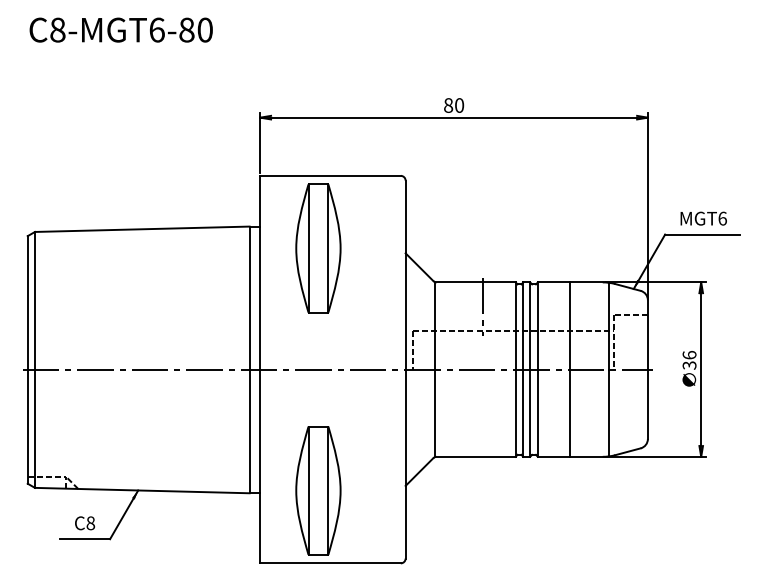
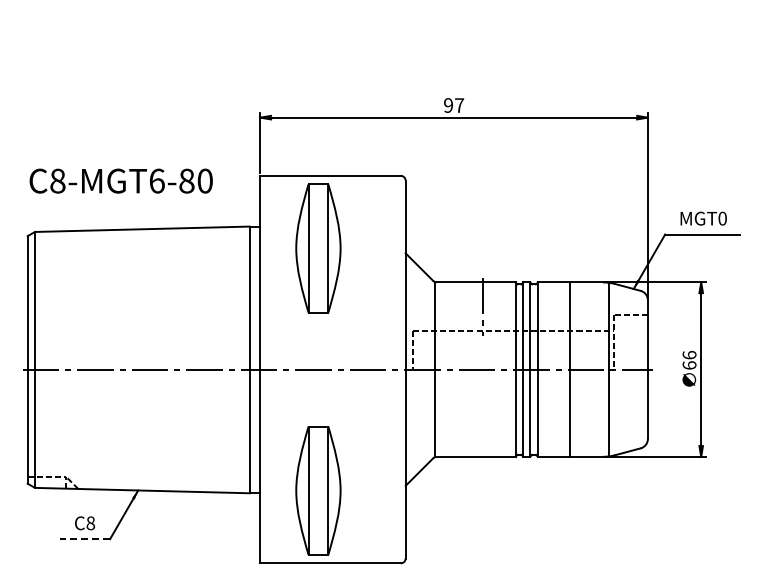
text position: (120, 29) -> (120, 180) (120, 180)
text: 80 -> 97 (454, 105)
text: MGT6 -> MGT0 (722, 218)
text: 36 -> 66 (689, 365)
line: solid -> dashed (85, 539)
